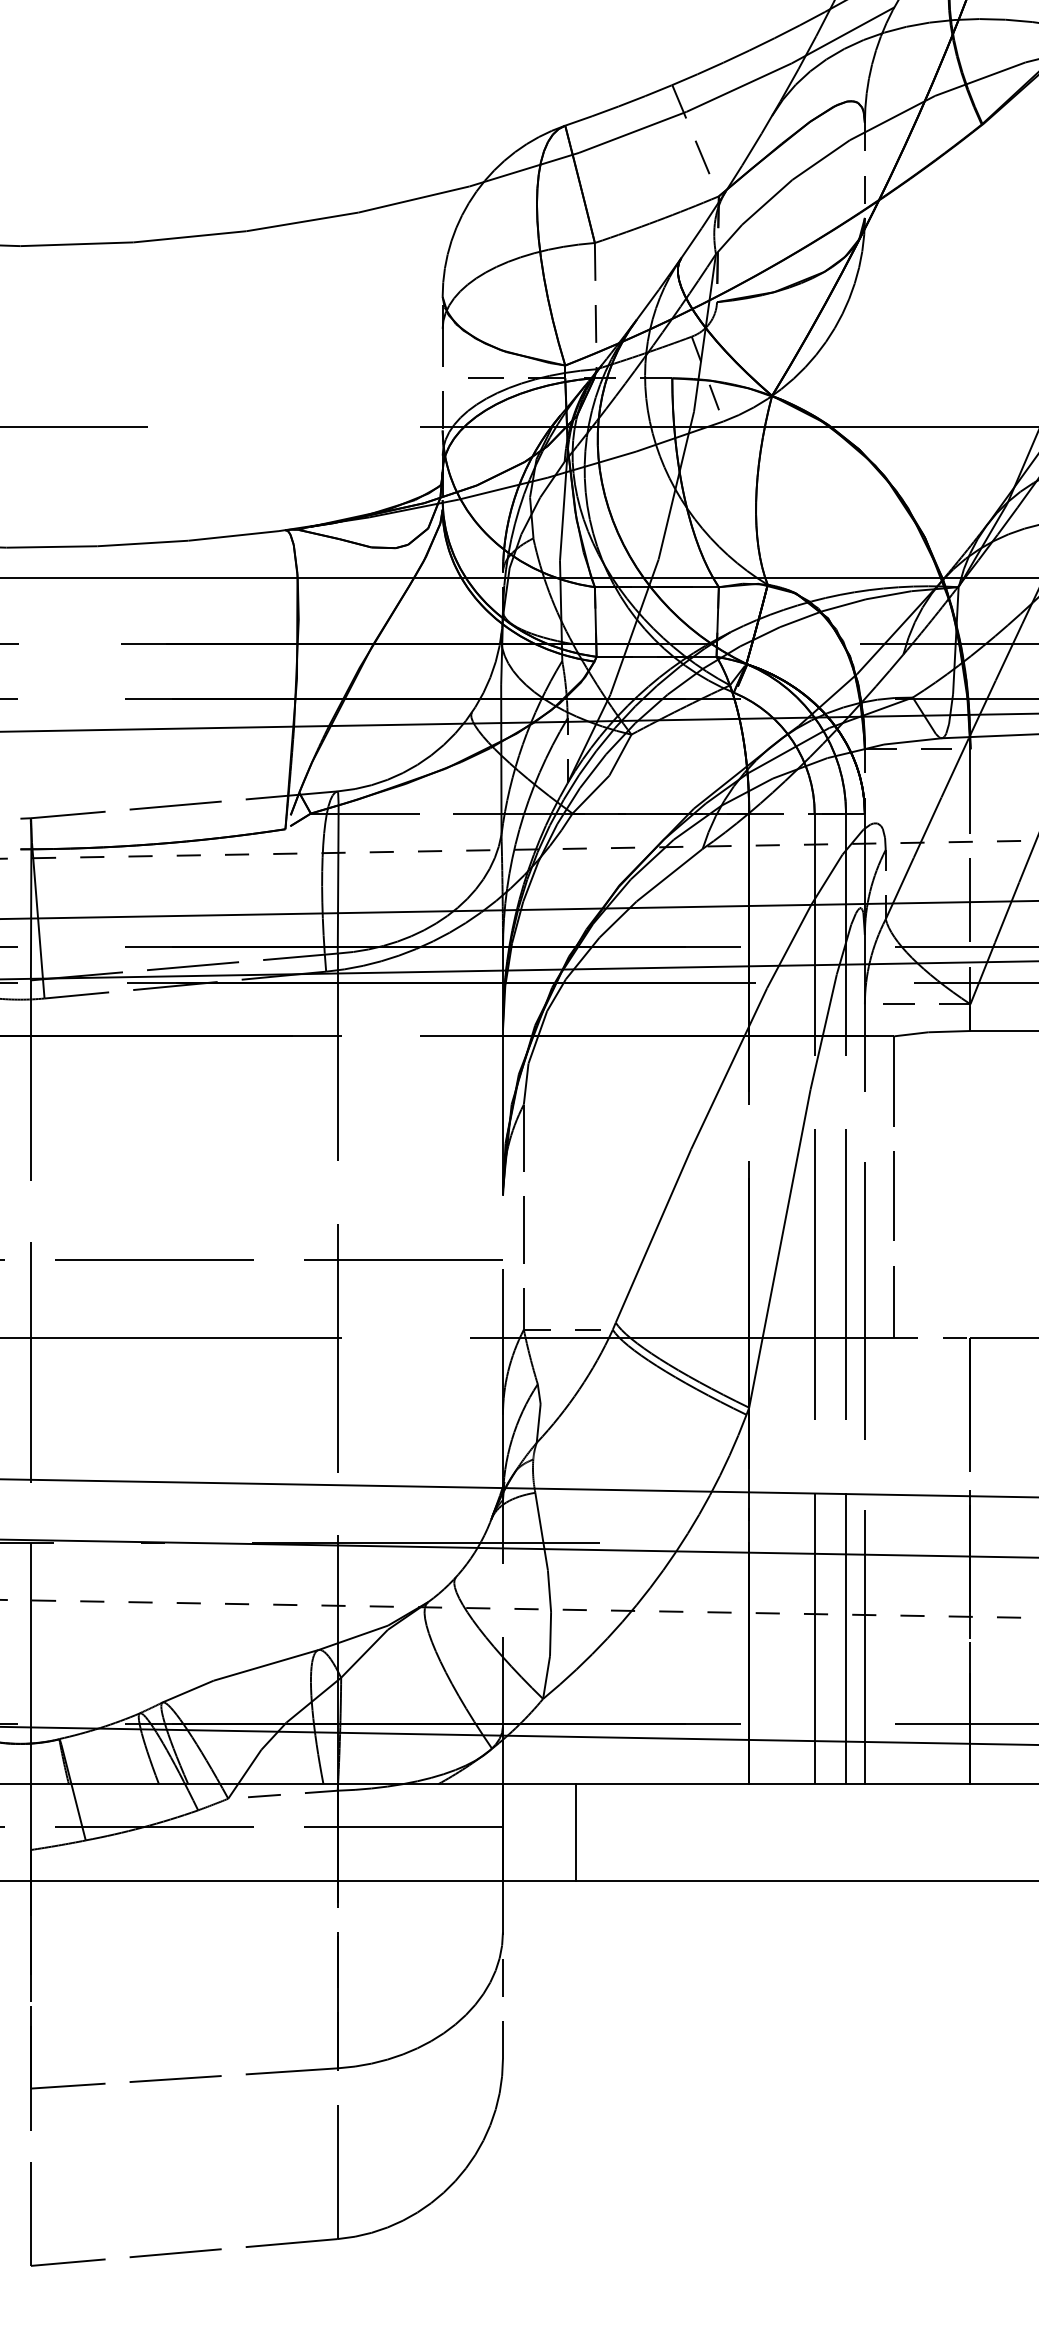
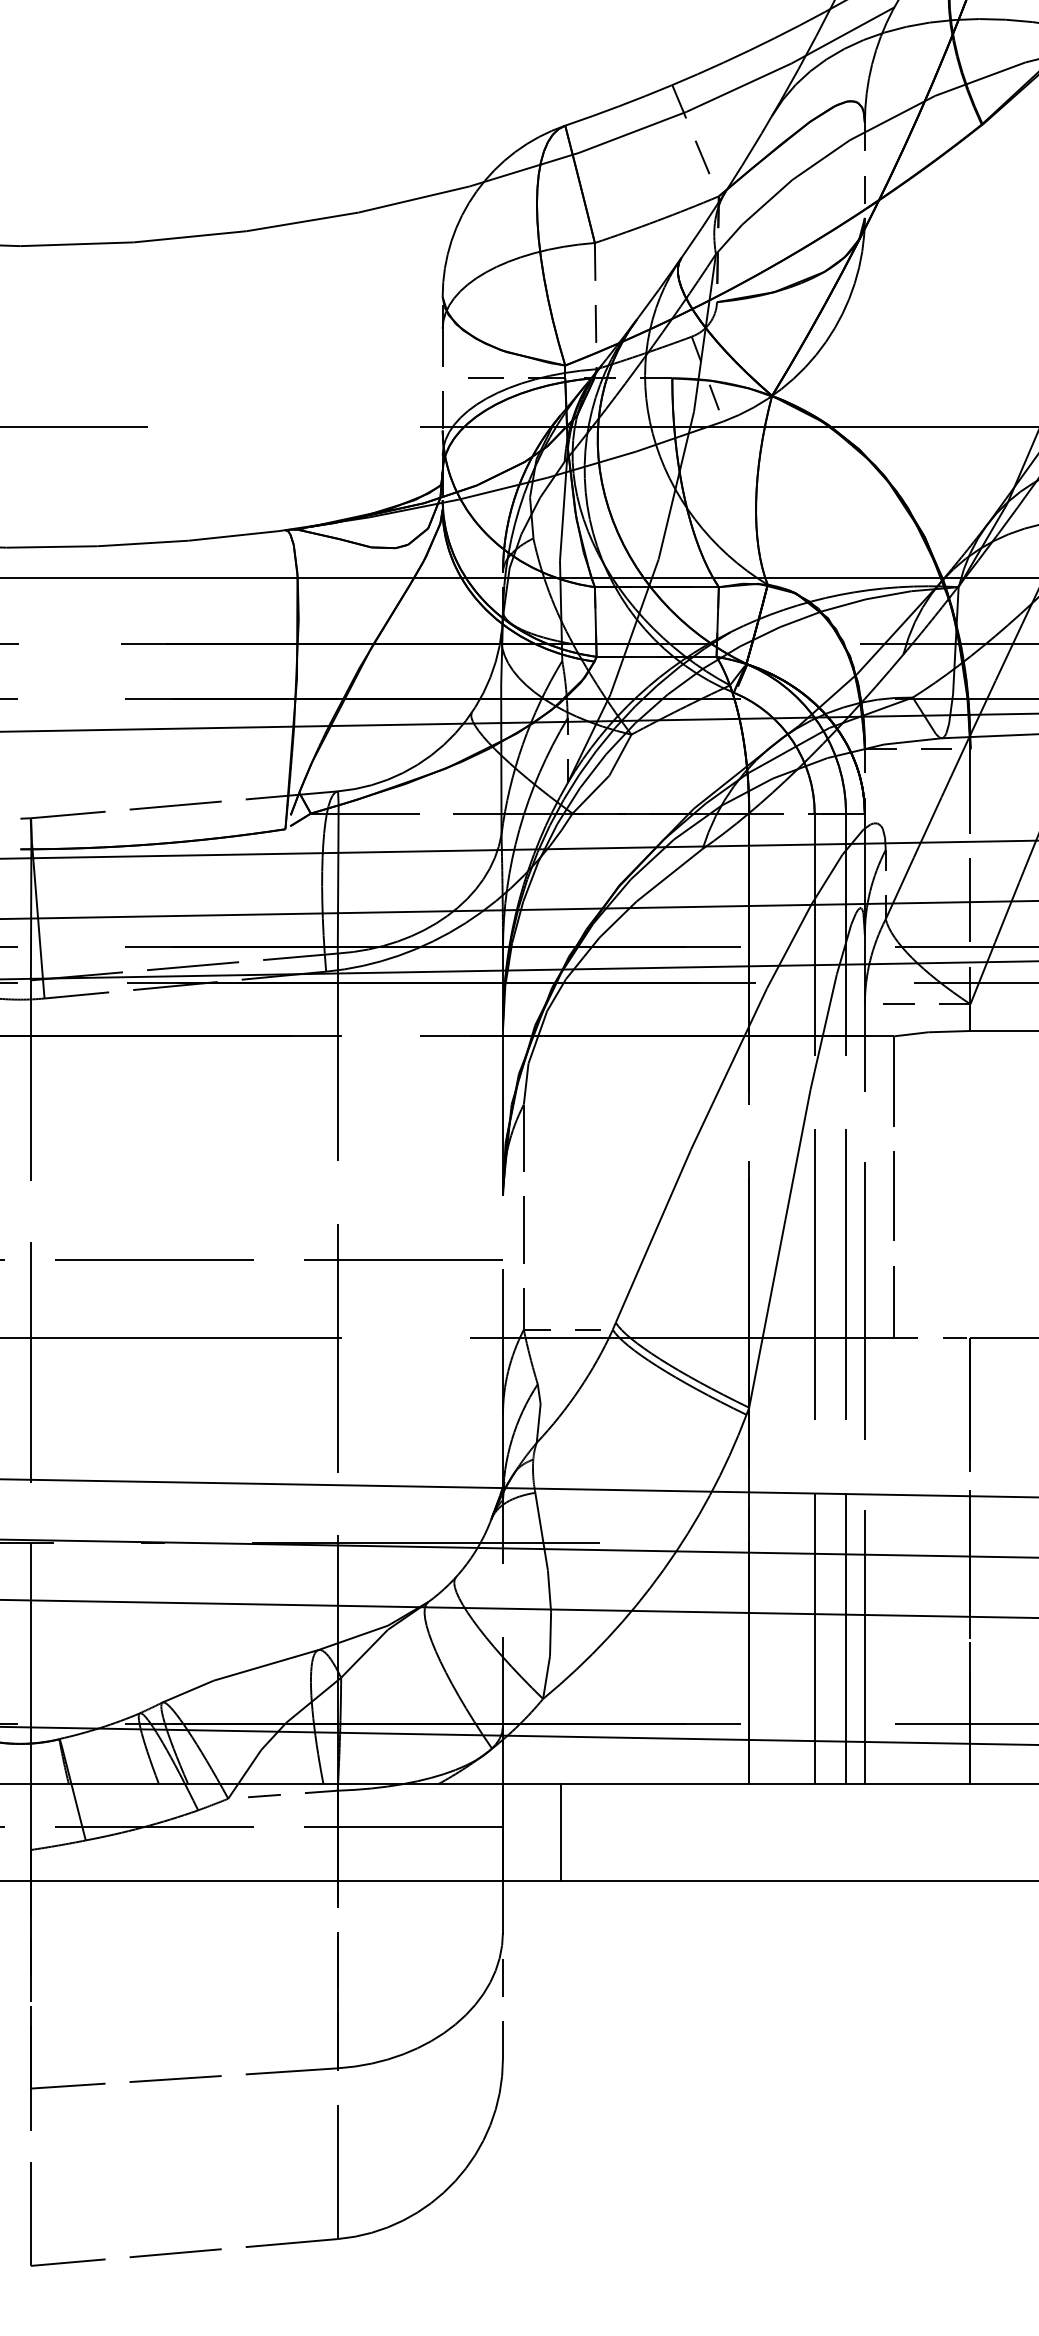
line: dashed -> solid (519, 849)
line: dashed -> solid (519, 1608)
line position: (576, 1832) -> (561, 1832) (561, 1832)
